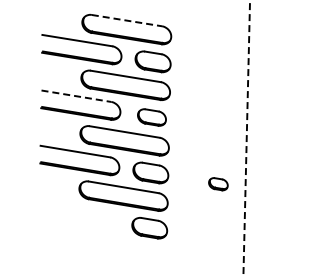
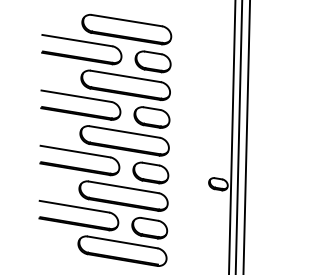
line: dashed -> solid (126, 20)
line: dashed -> solid (76, 96)
part size: 30x19 px -> 38x23 px (151, 117)
line: none -> present (232, 136)
line: none -> present (238, 136)
line: dashed -> solid (246, 137)
part: none -> present (102, 232)
